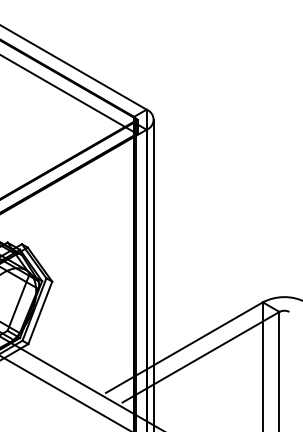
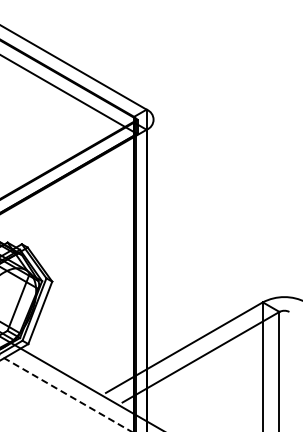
line: present -> none (153, 273)
line: solid -> dashed (65, 393)
